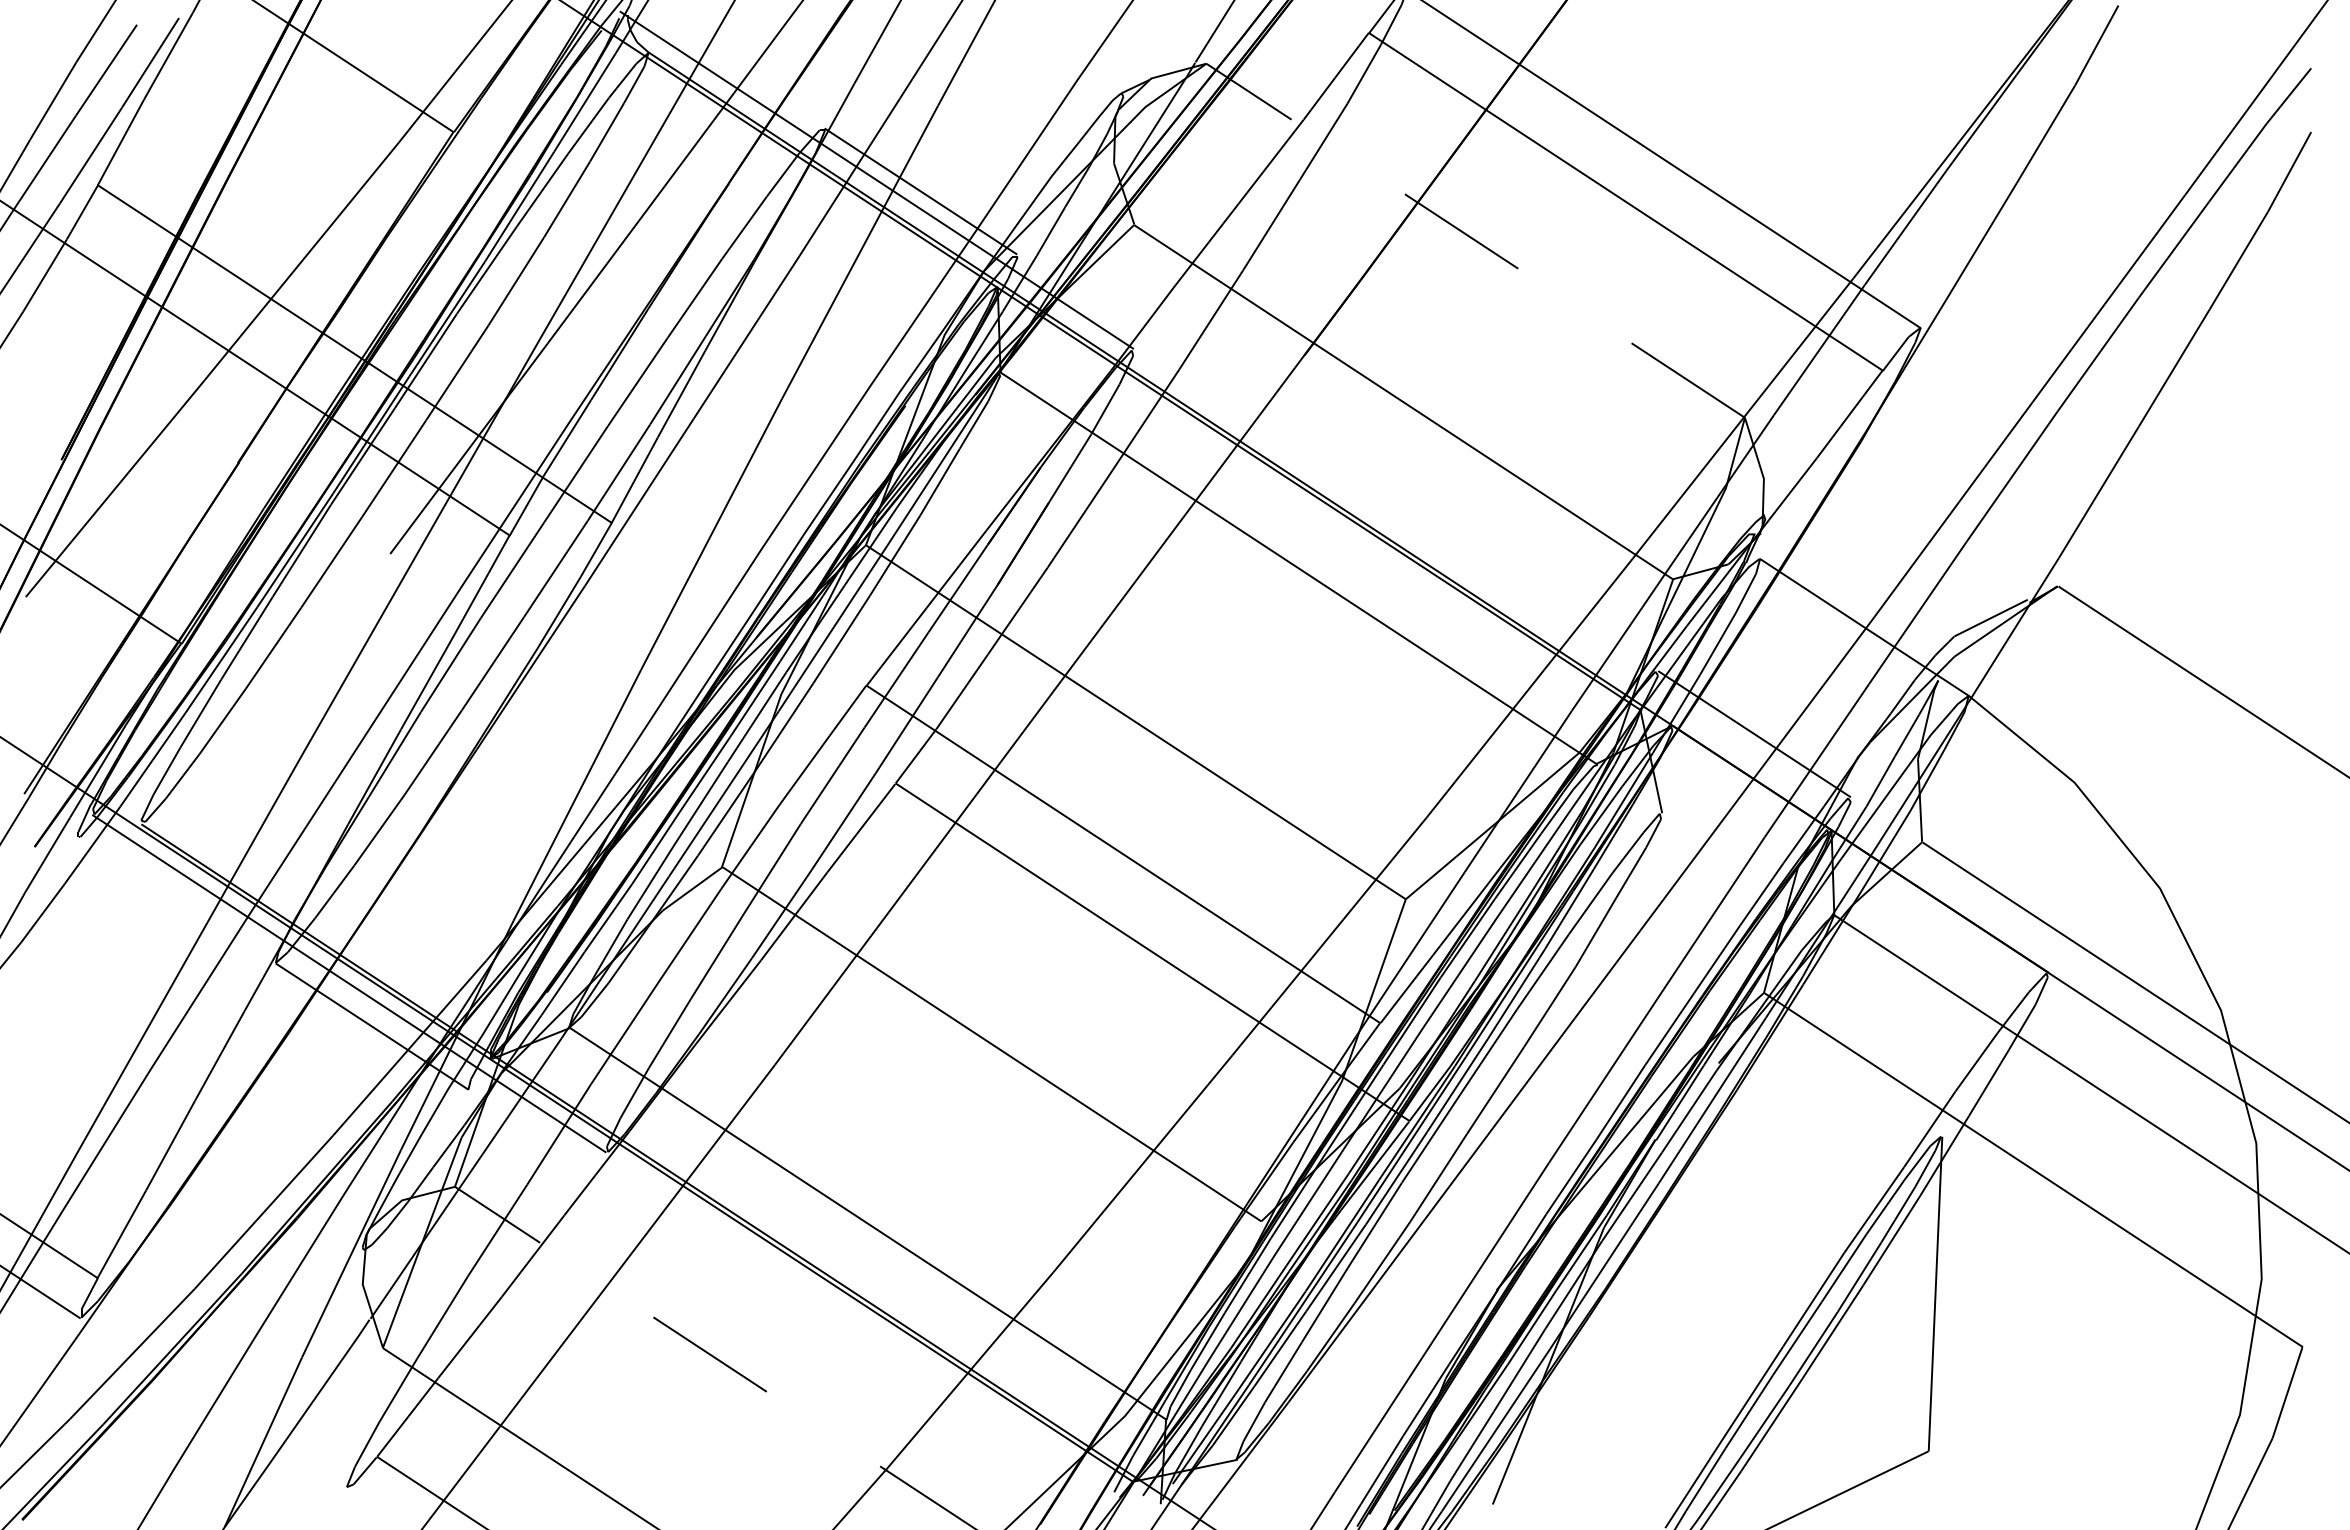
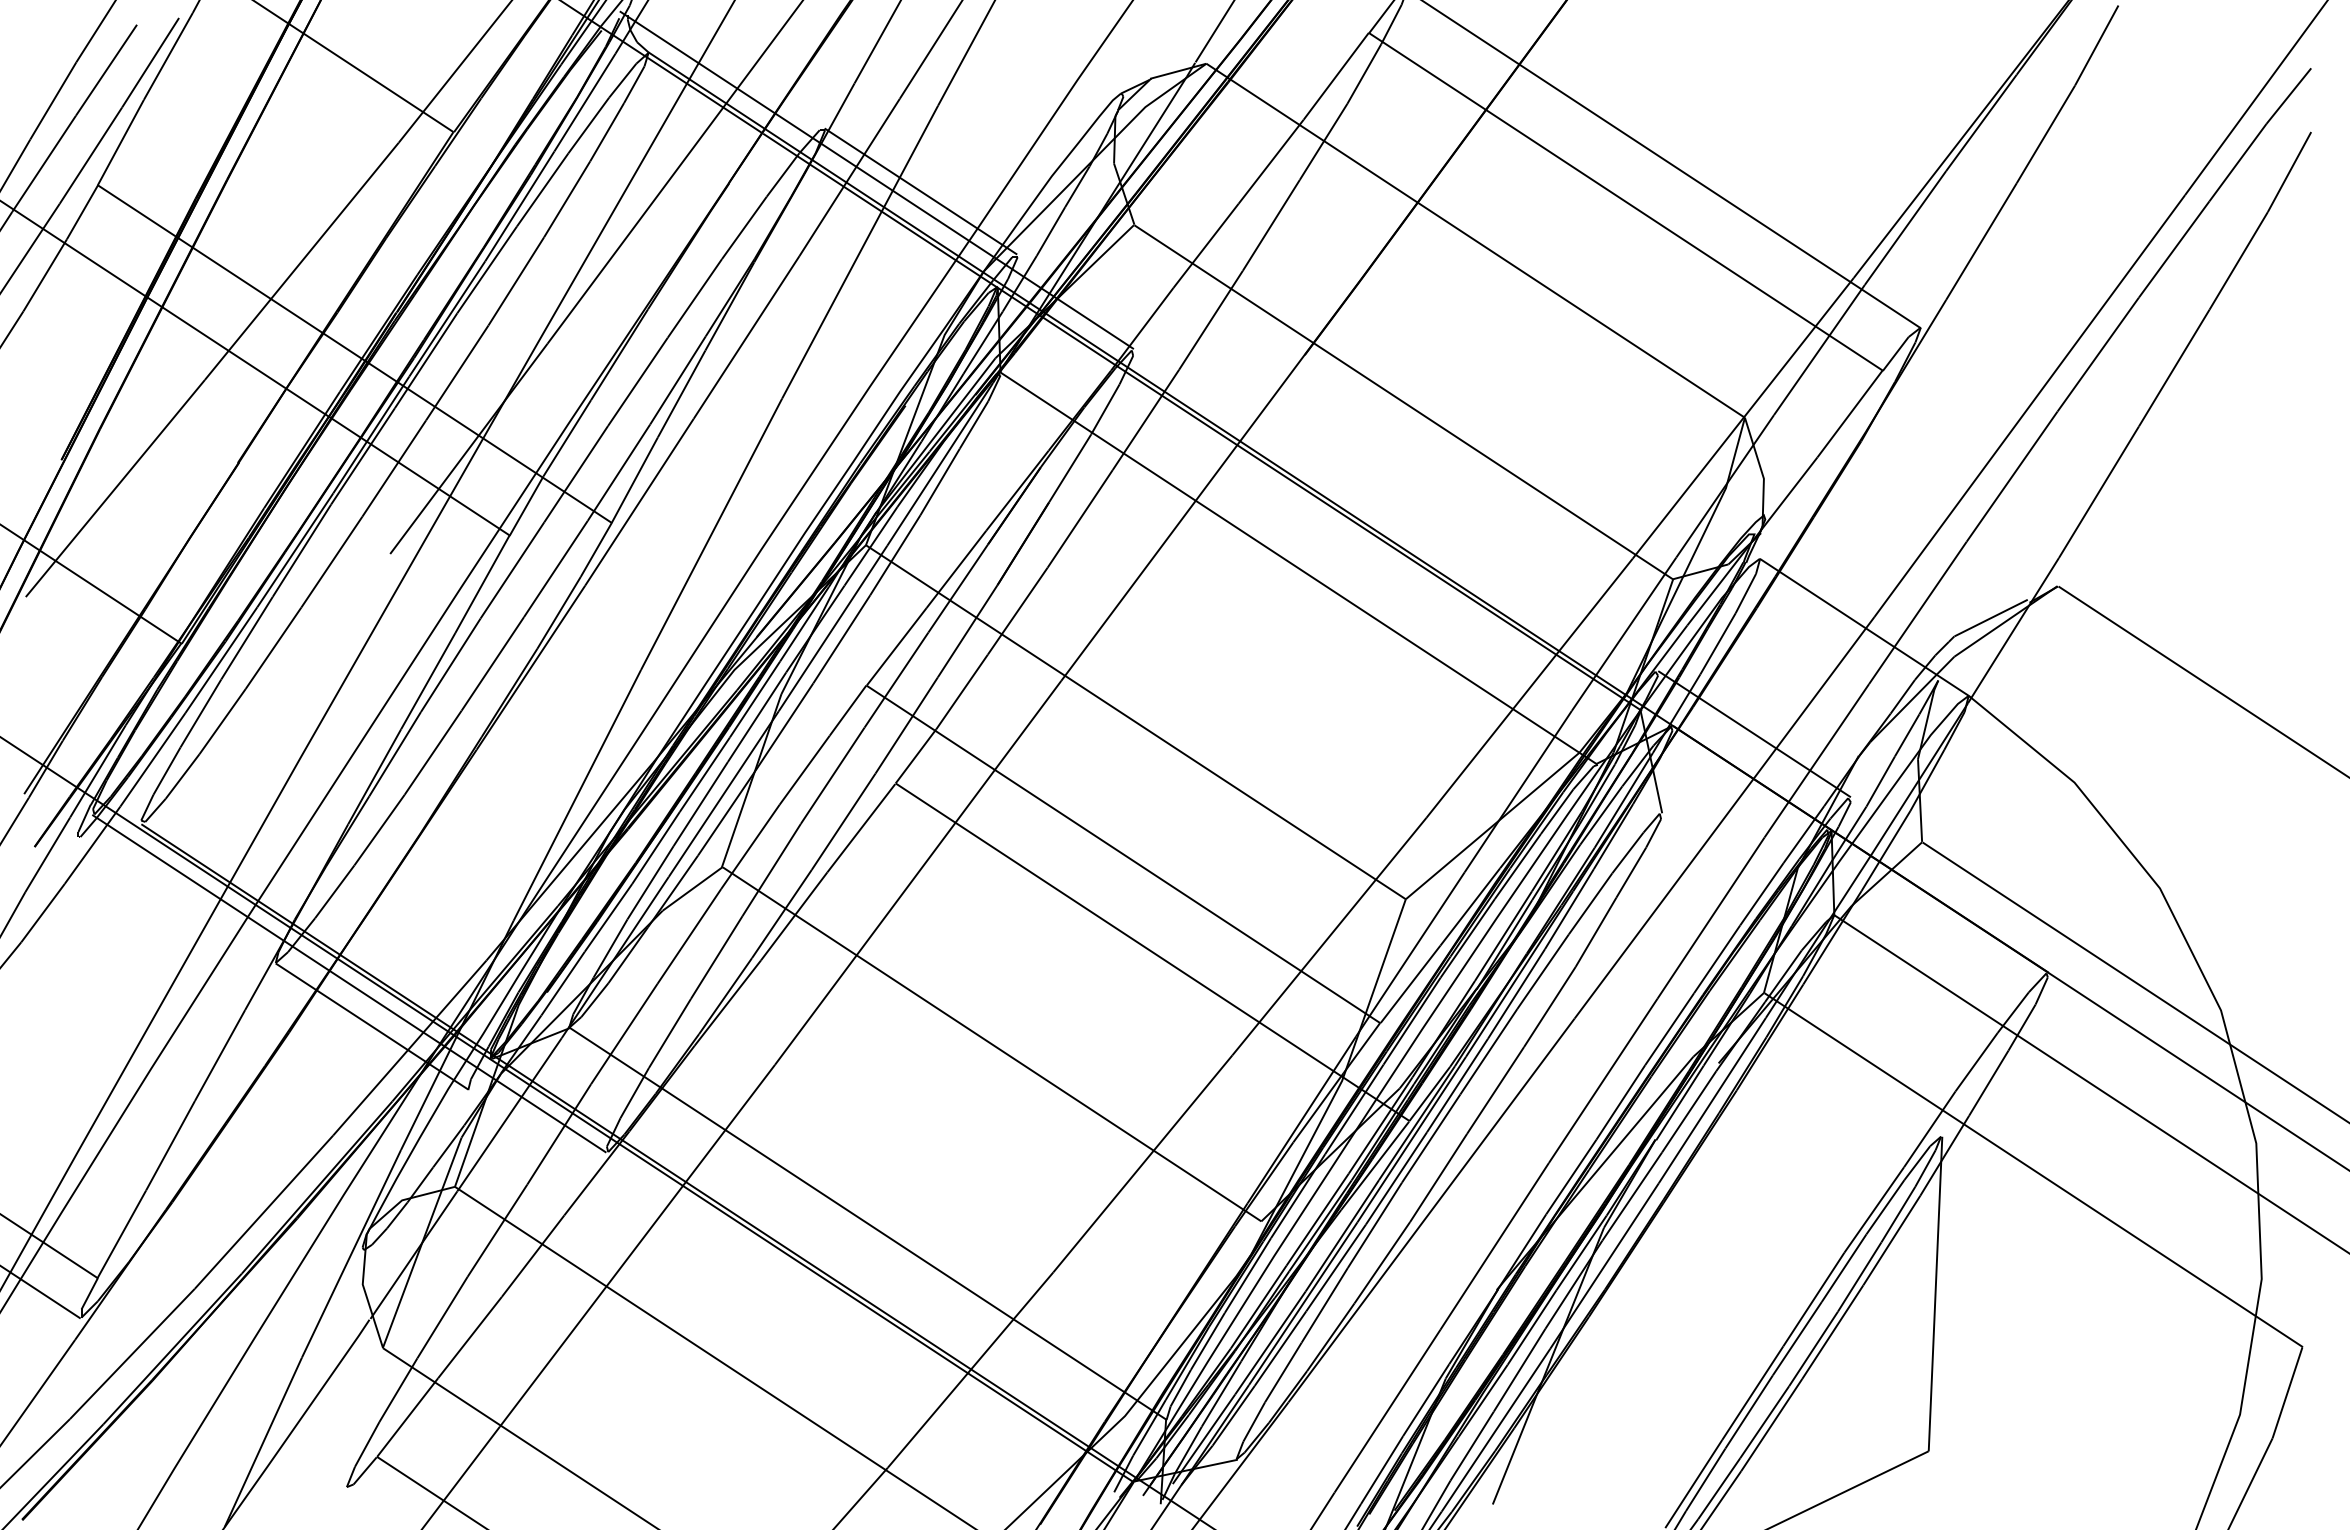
line: dashed -> solid (1475, 240)
line: dashed -> solid (715, 1358)
